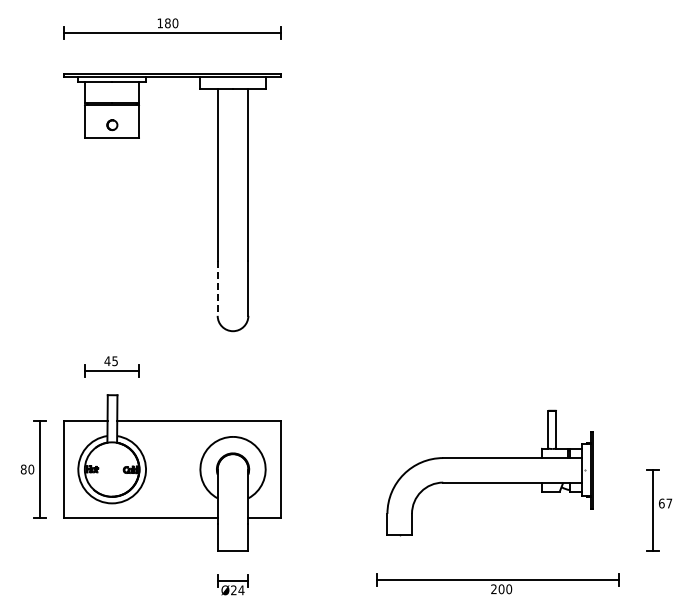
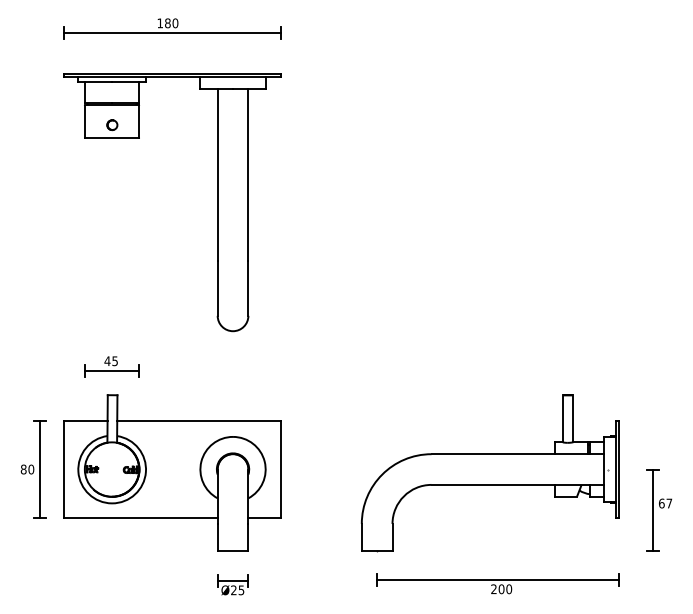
line: dashed -> solid (217, 289)
part size: 208x128 px -> 260x159 px (489, 473)
text: Ø24 -> Ø25 (241, 590)
